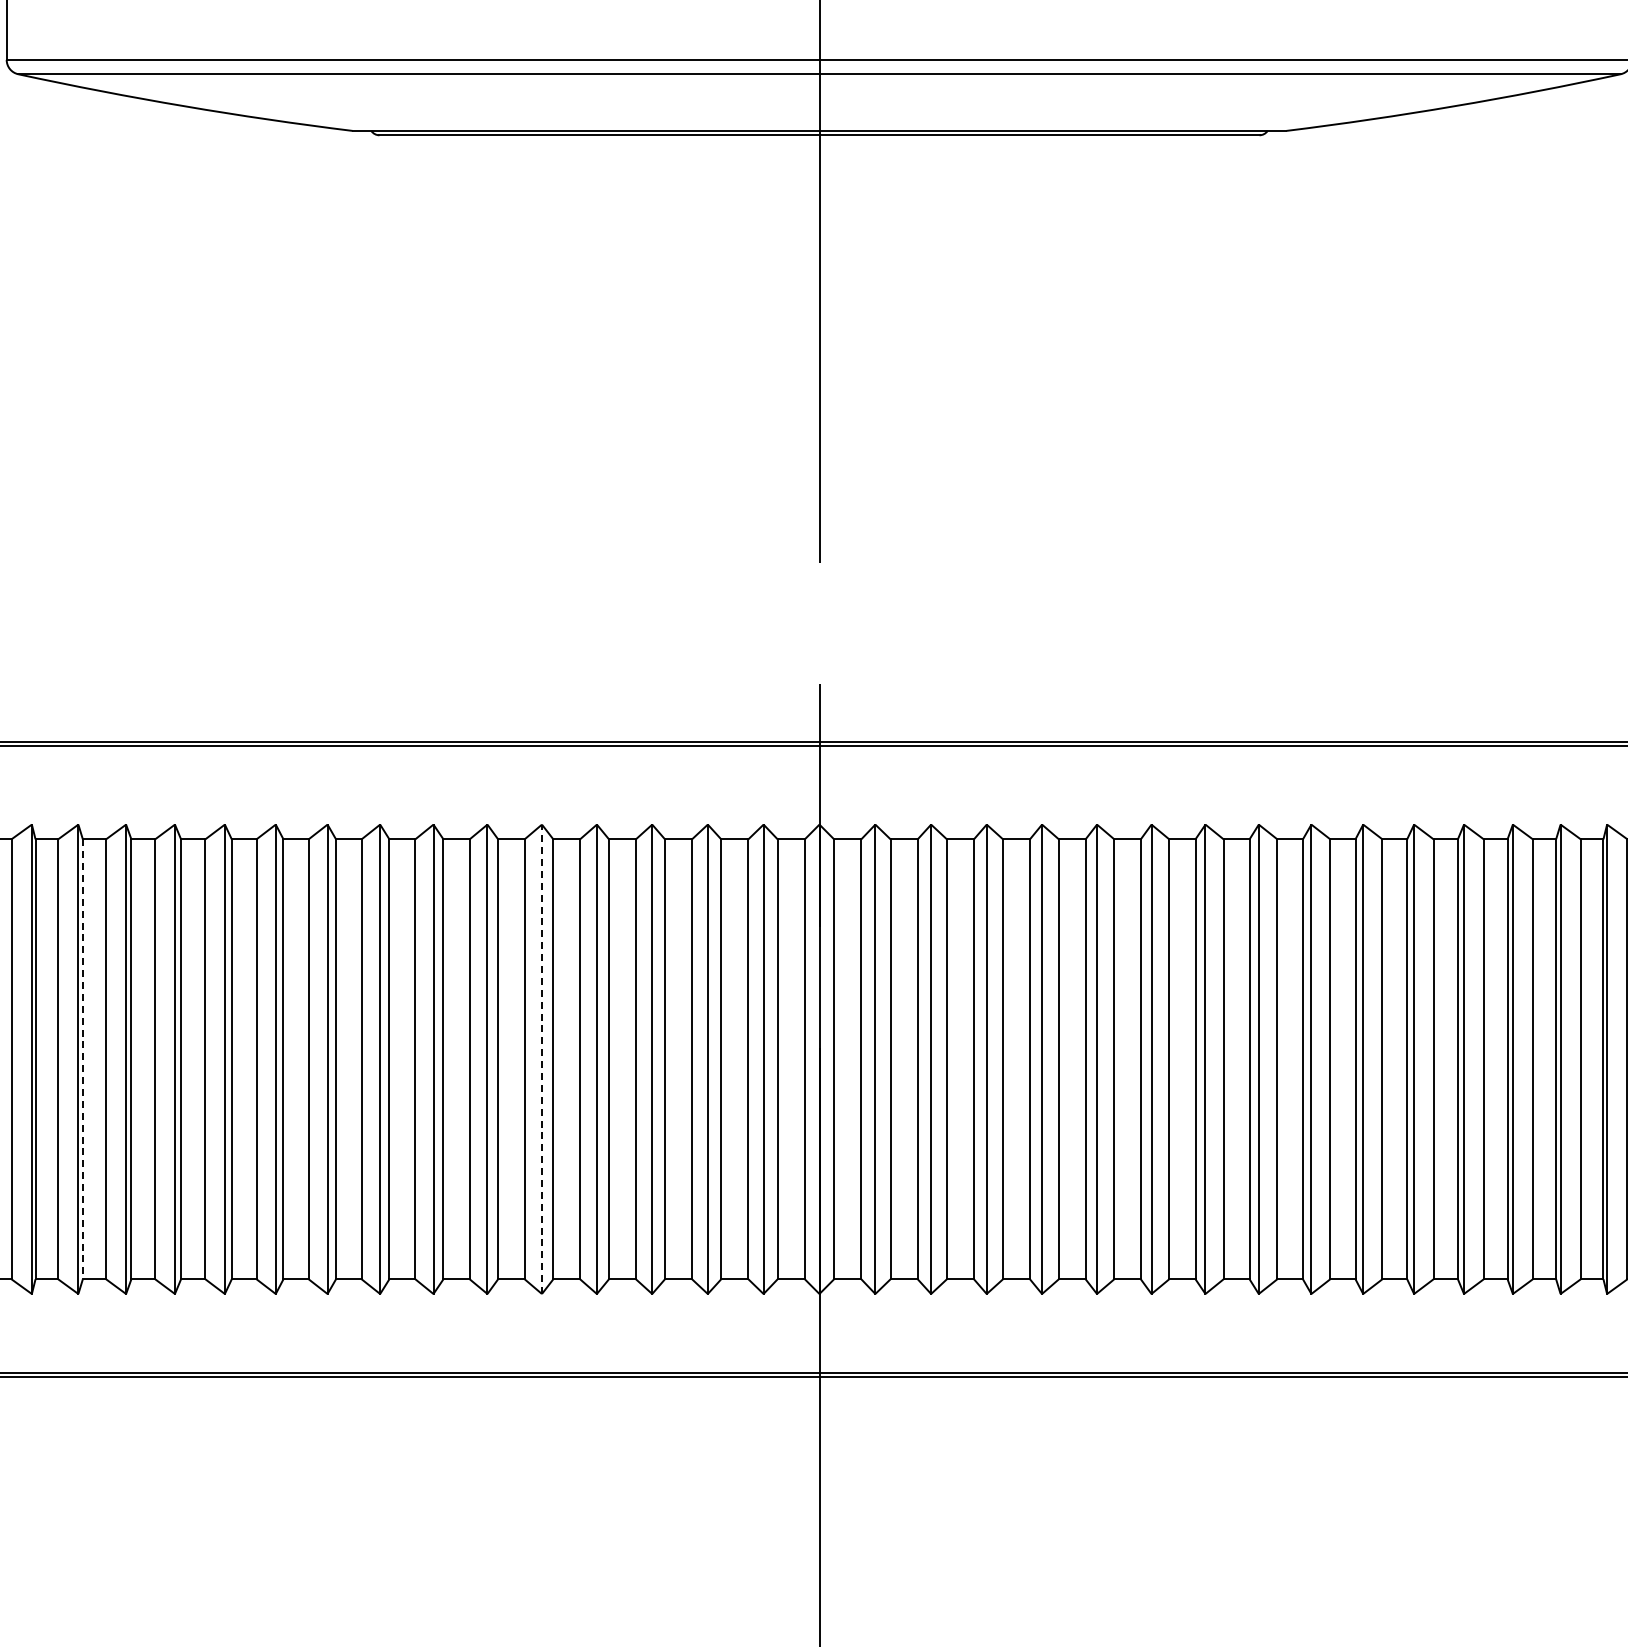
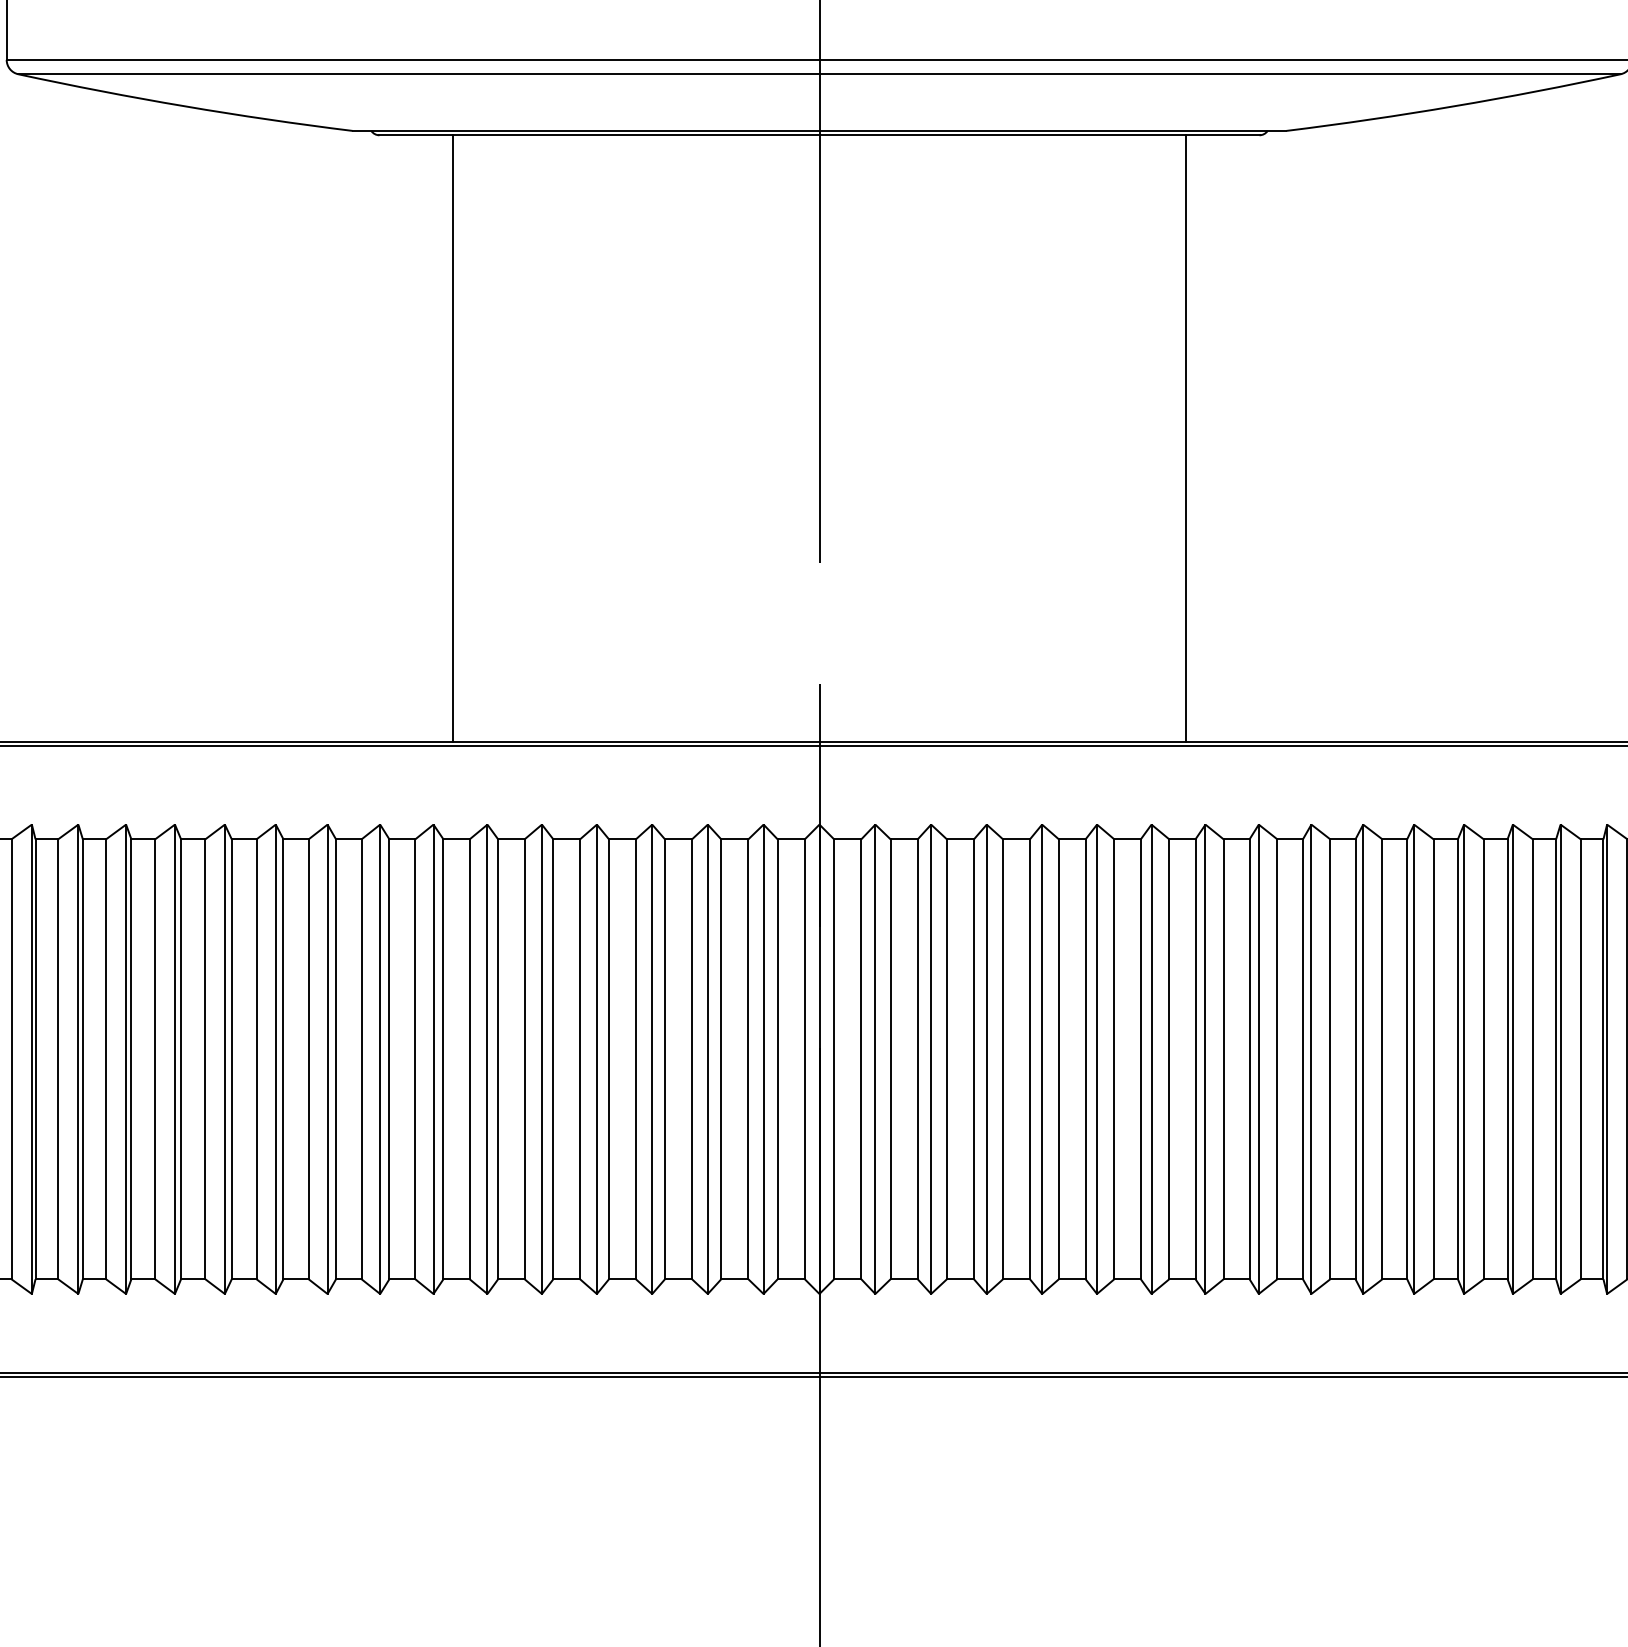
line: none -> present (452, 438)
line: none -> present (1186, 438)
line: dashed -> solid (82, 1059)
line: dashed -> solid (541, 1059)
